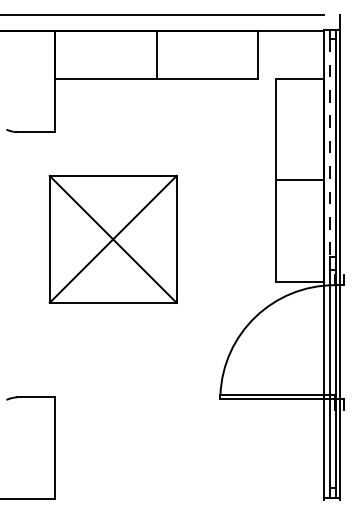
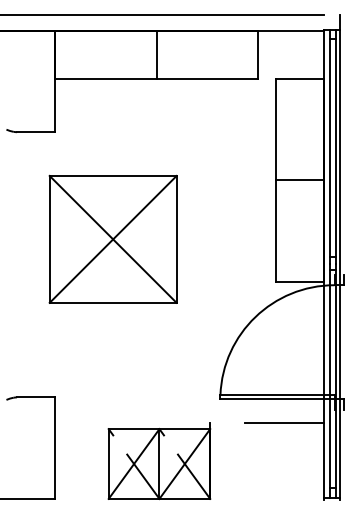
line: dashed -> solid (329, 148)
line: none -> present (284, 422)
part: none -> present (159, 461)
